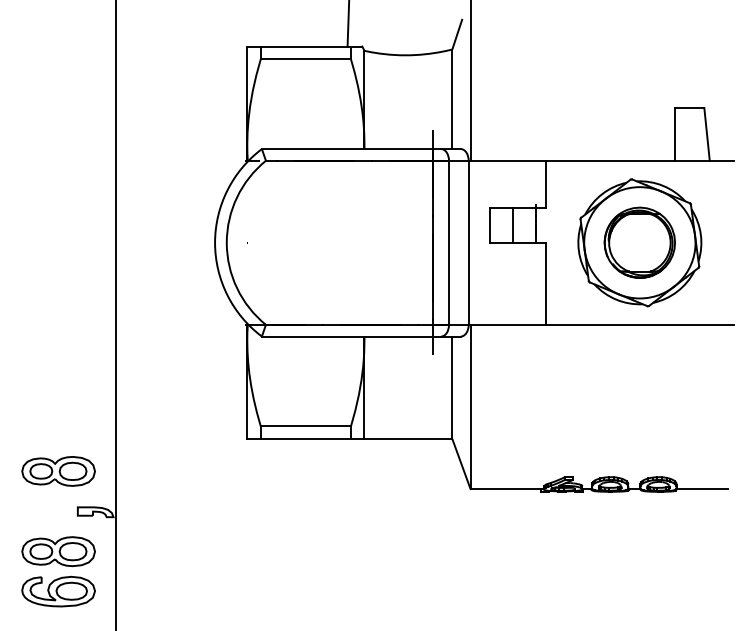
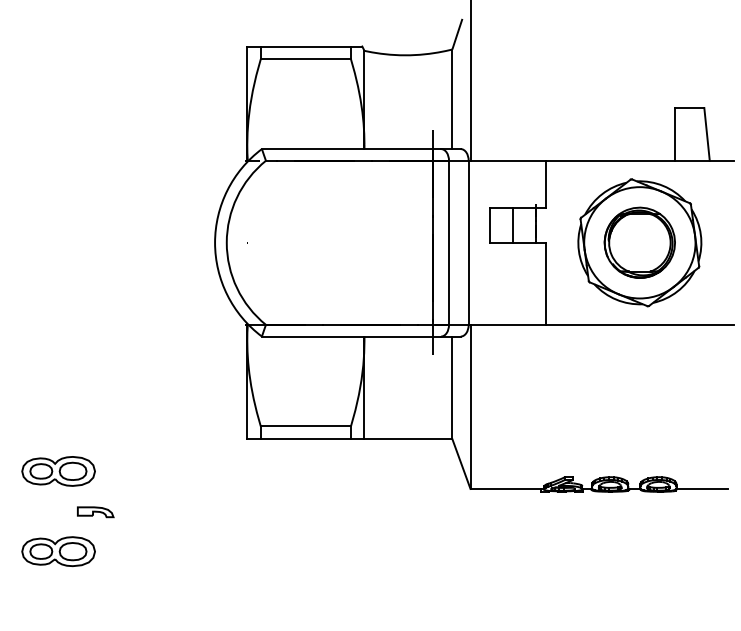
line: present -> none (348, 24)
line: present -> none (116, 314)
part: present -> none (58, 591)
